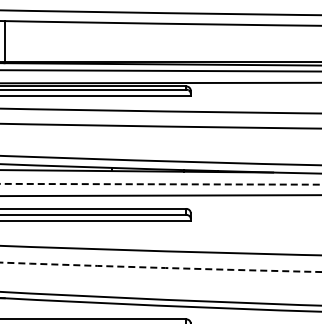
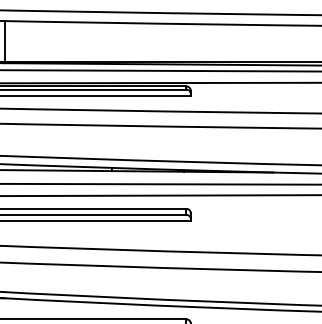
line: dashed -> solid (160, 184)
arc: dashed -> solid (161, 267)
